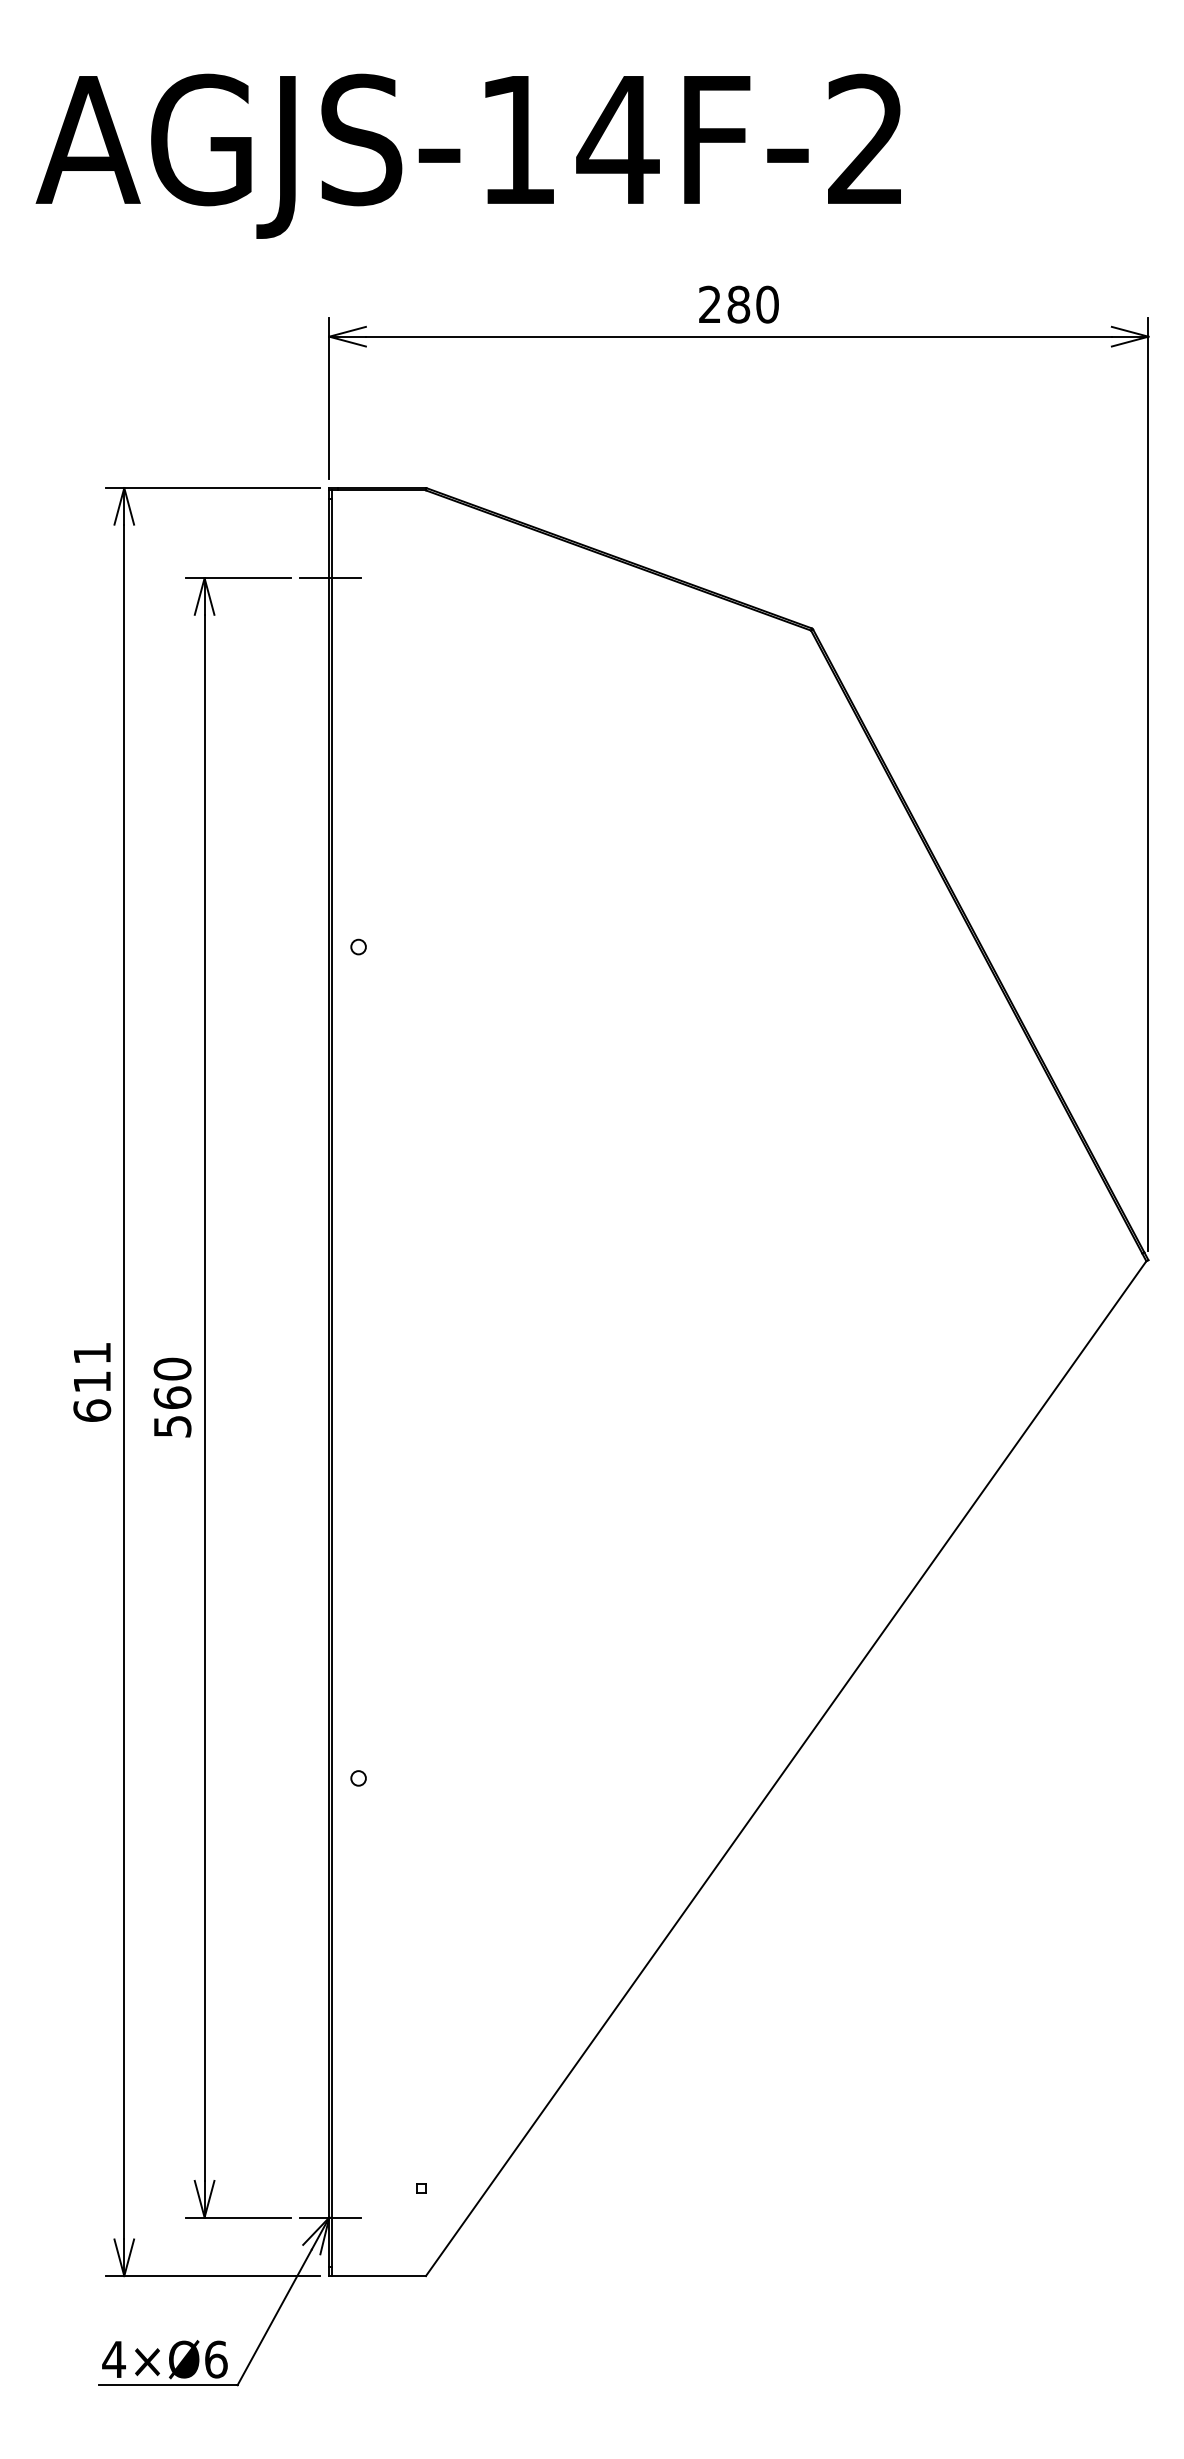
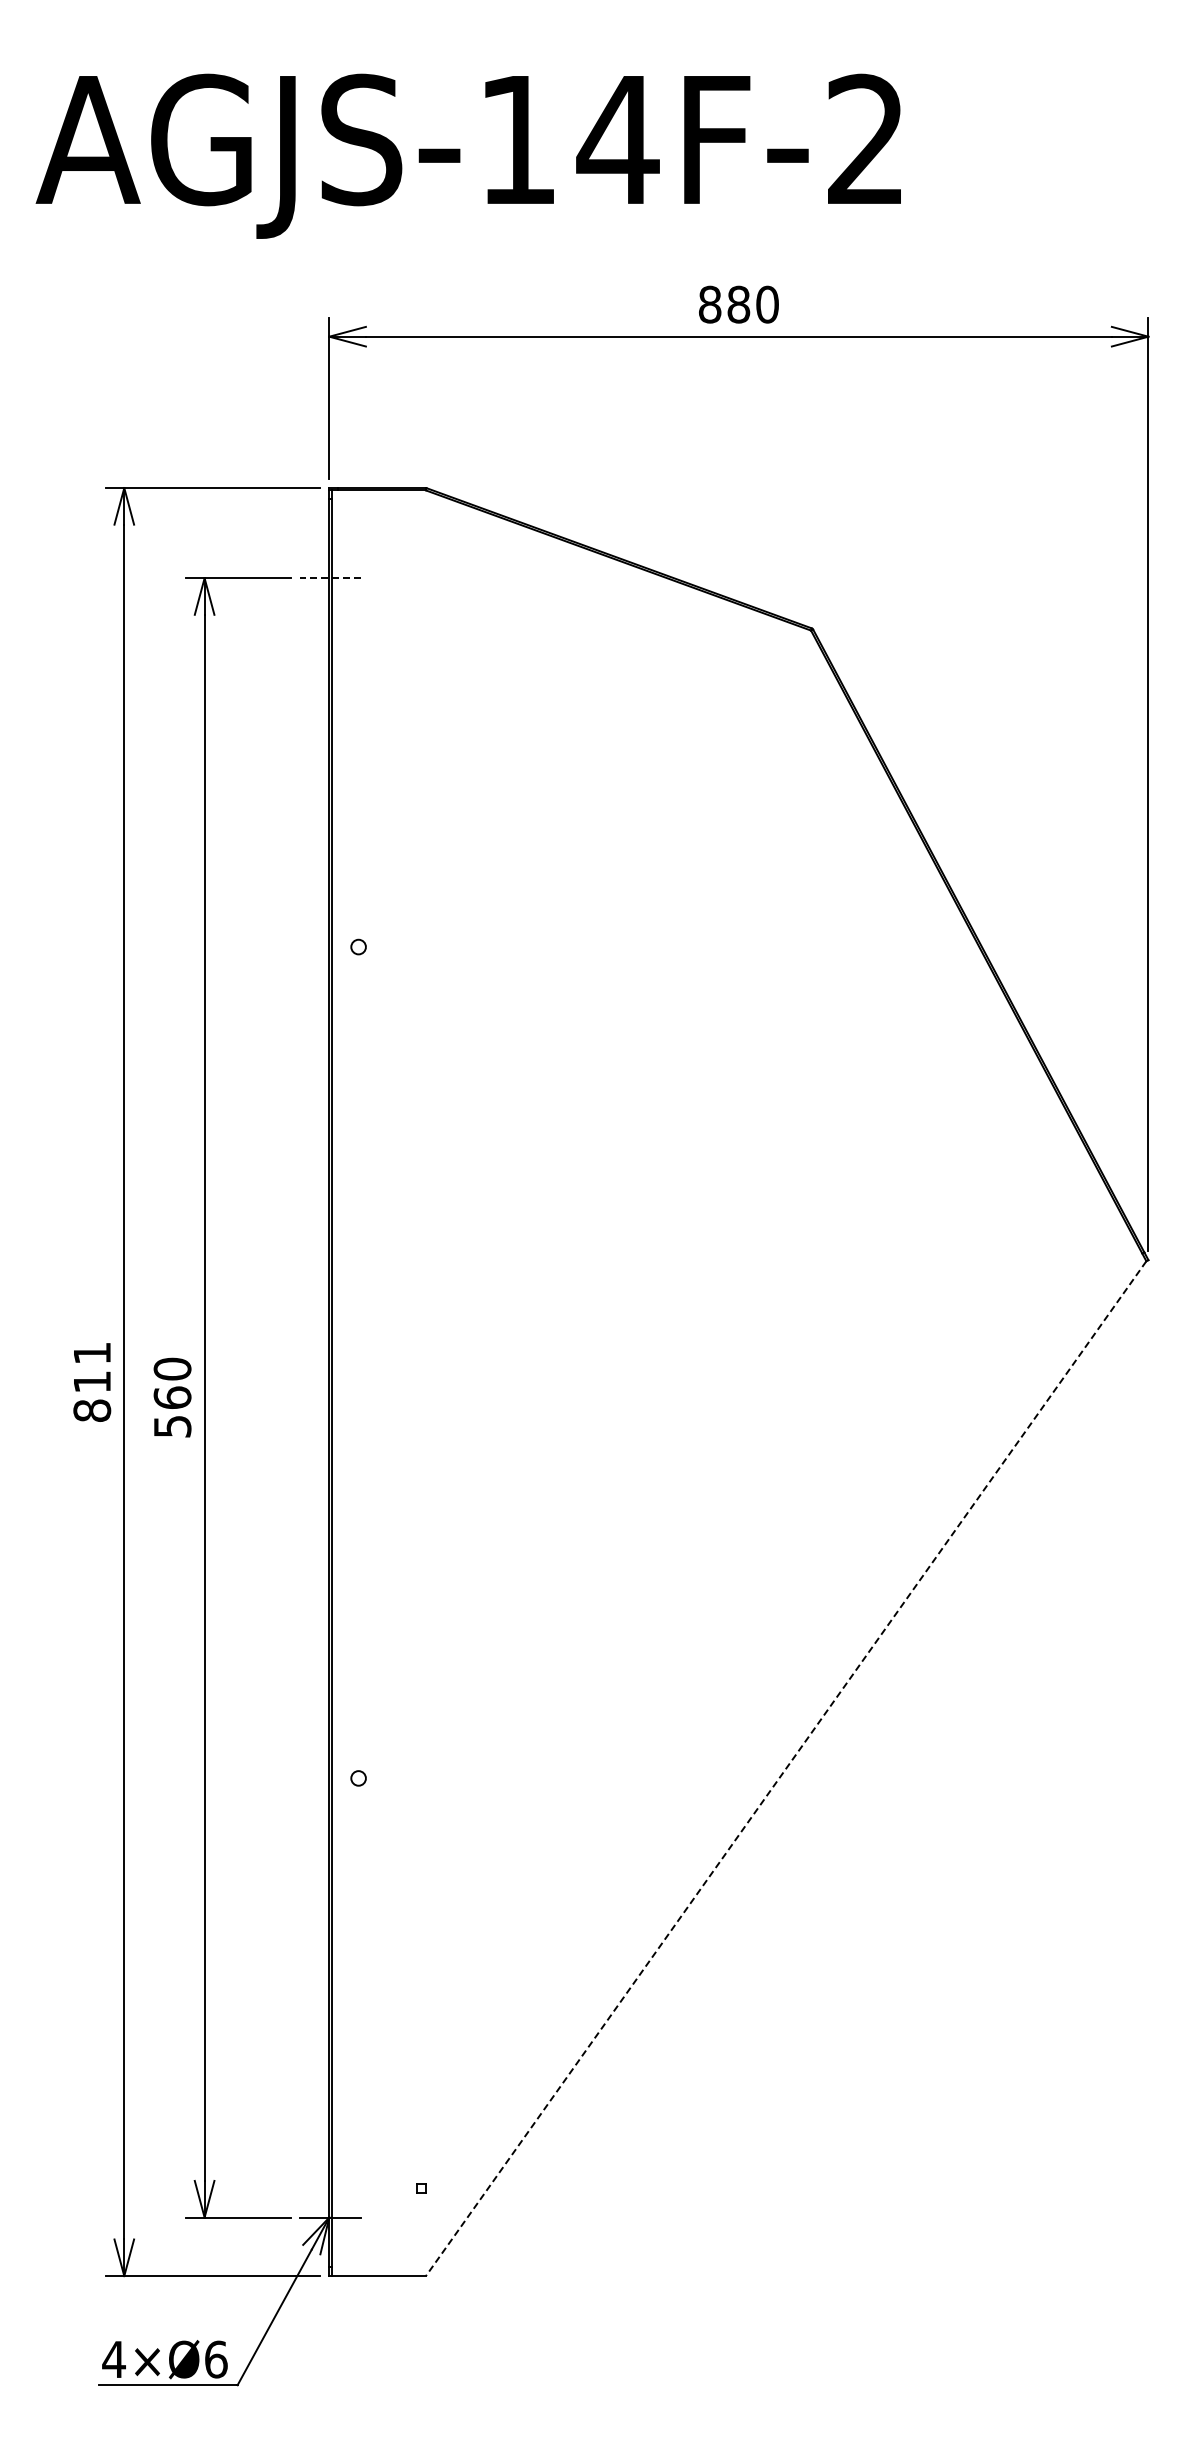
text: 280 -> 880 (710, 304)
line: solid -> dashed (330, 578)
text: 611 -> 811 (92, 1410)
line: solid -> dashed (785, 1769)
